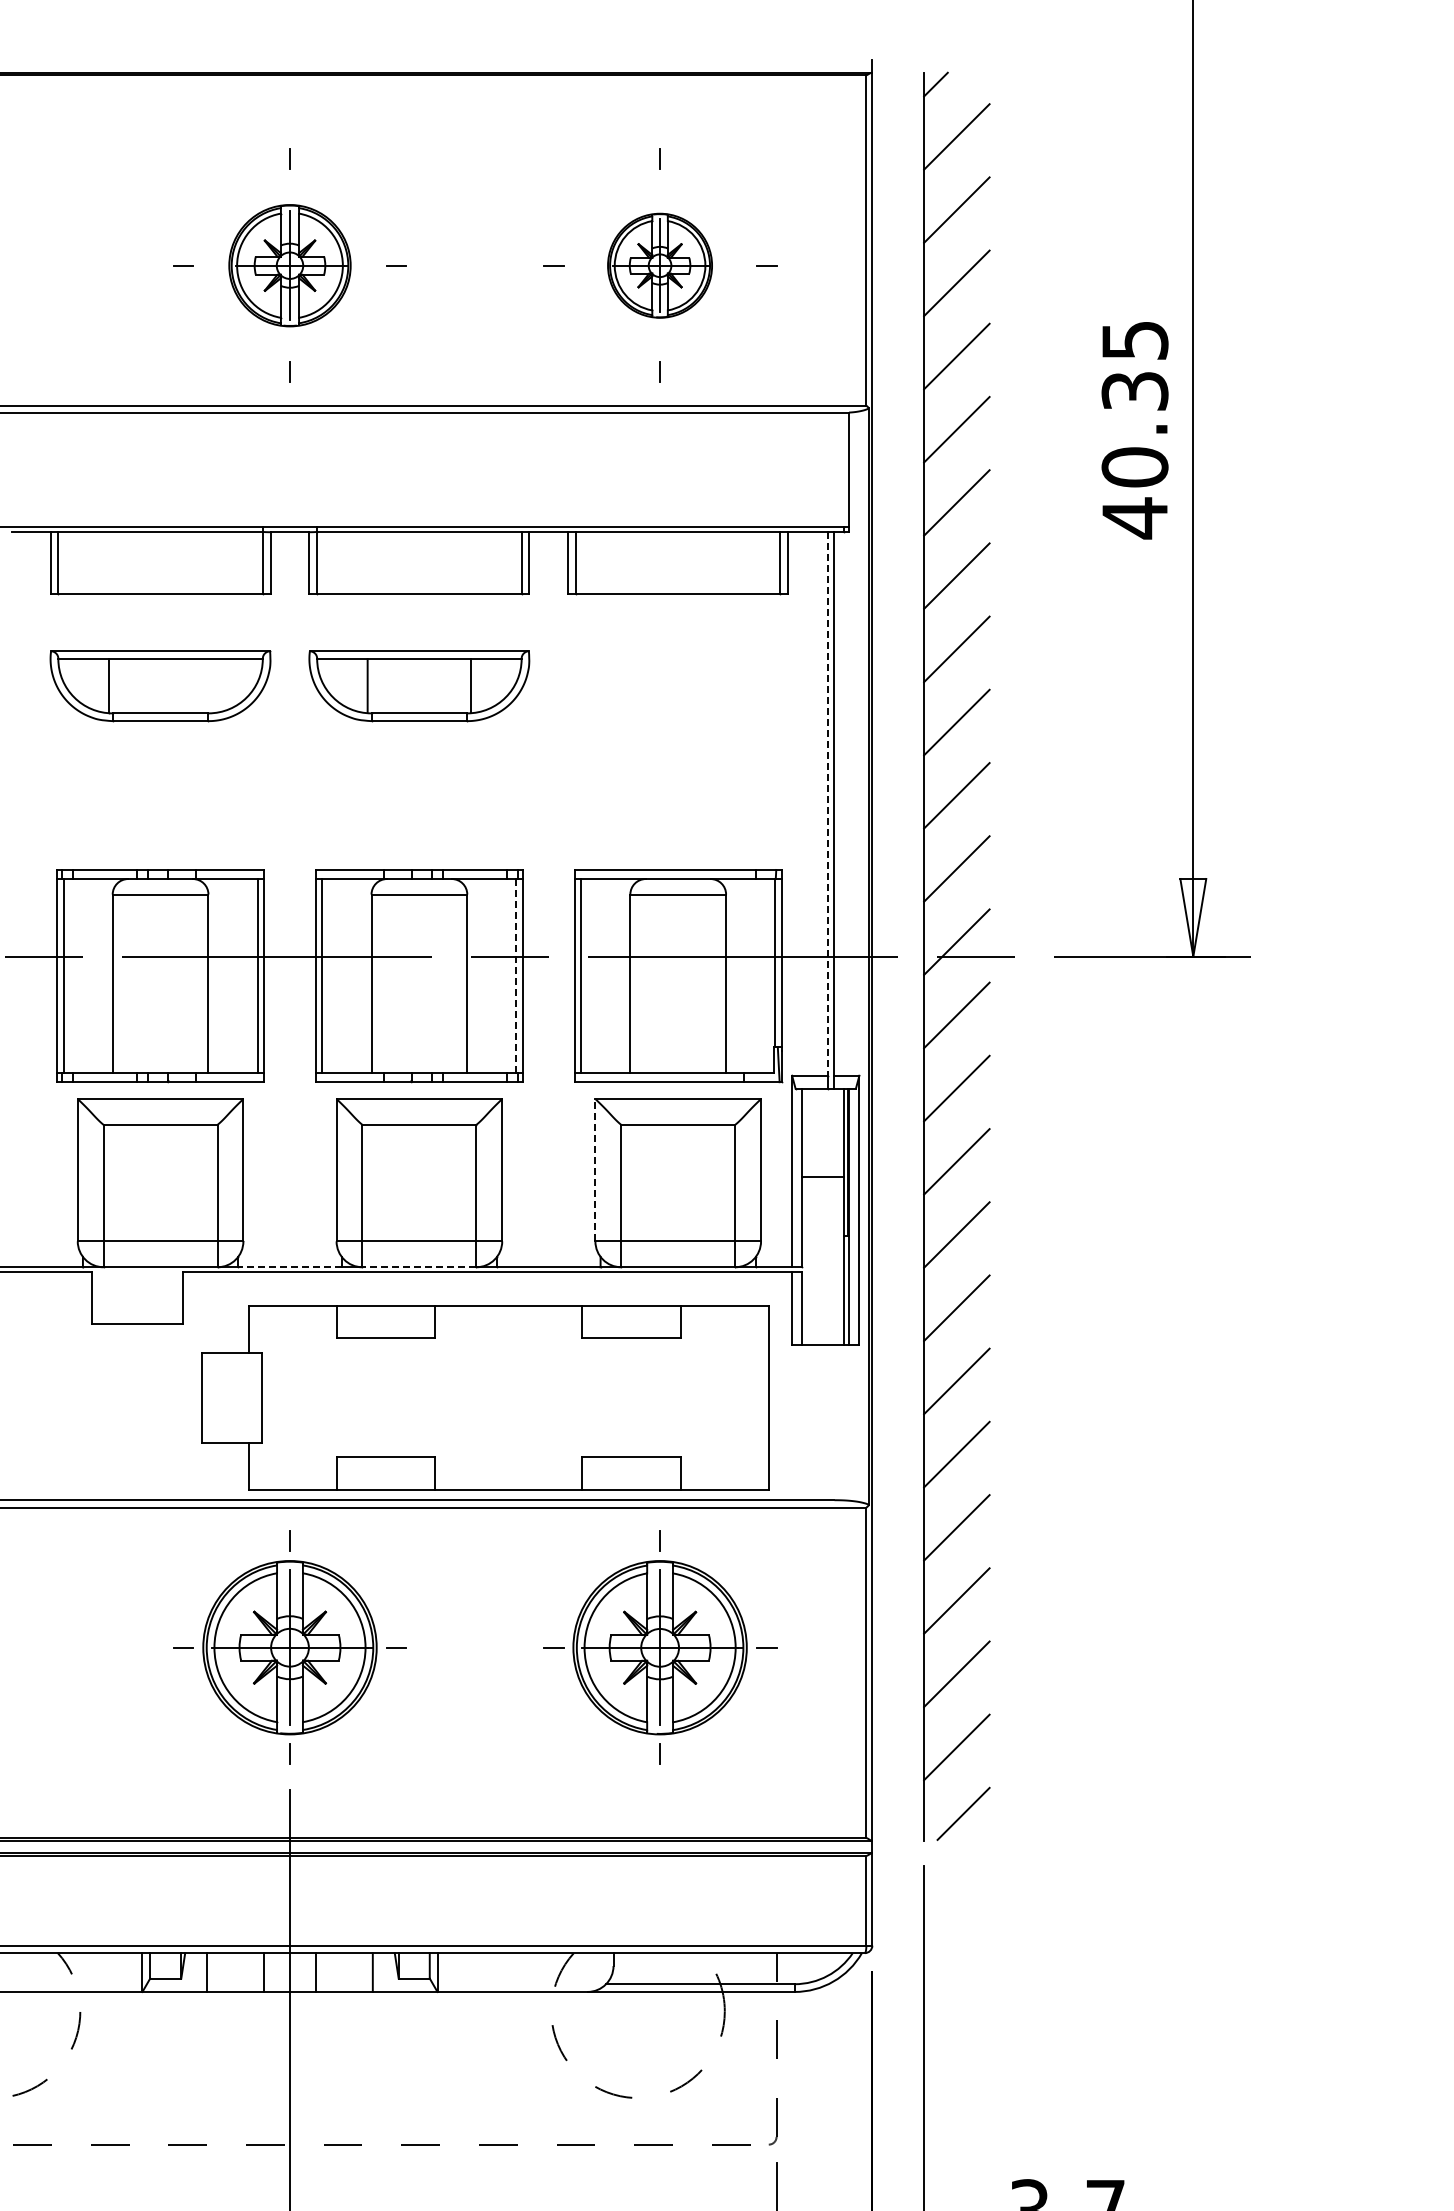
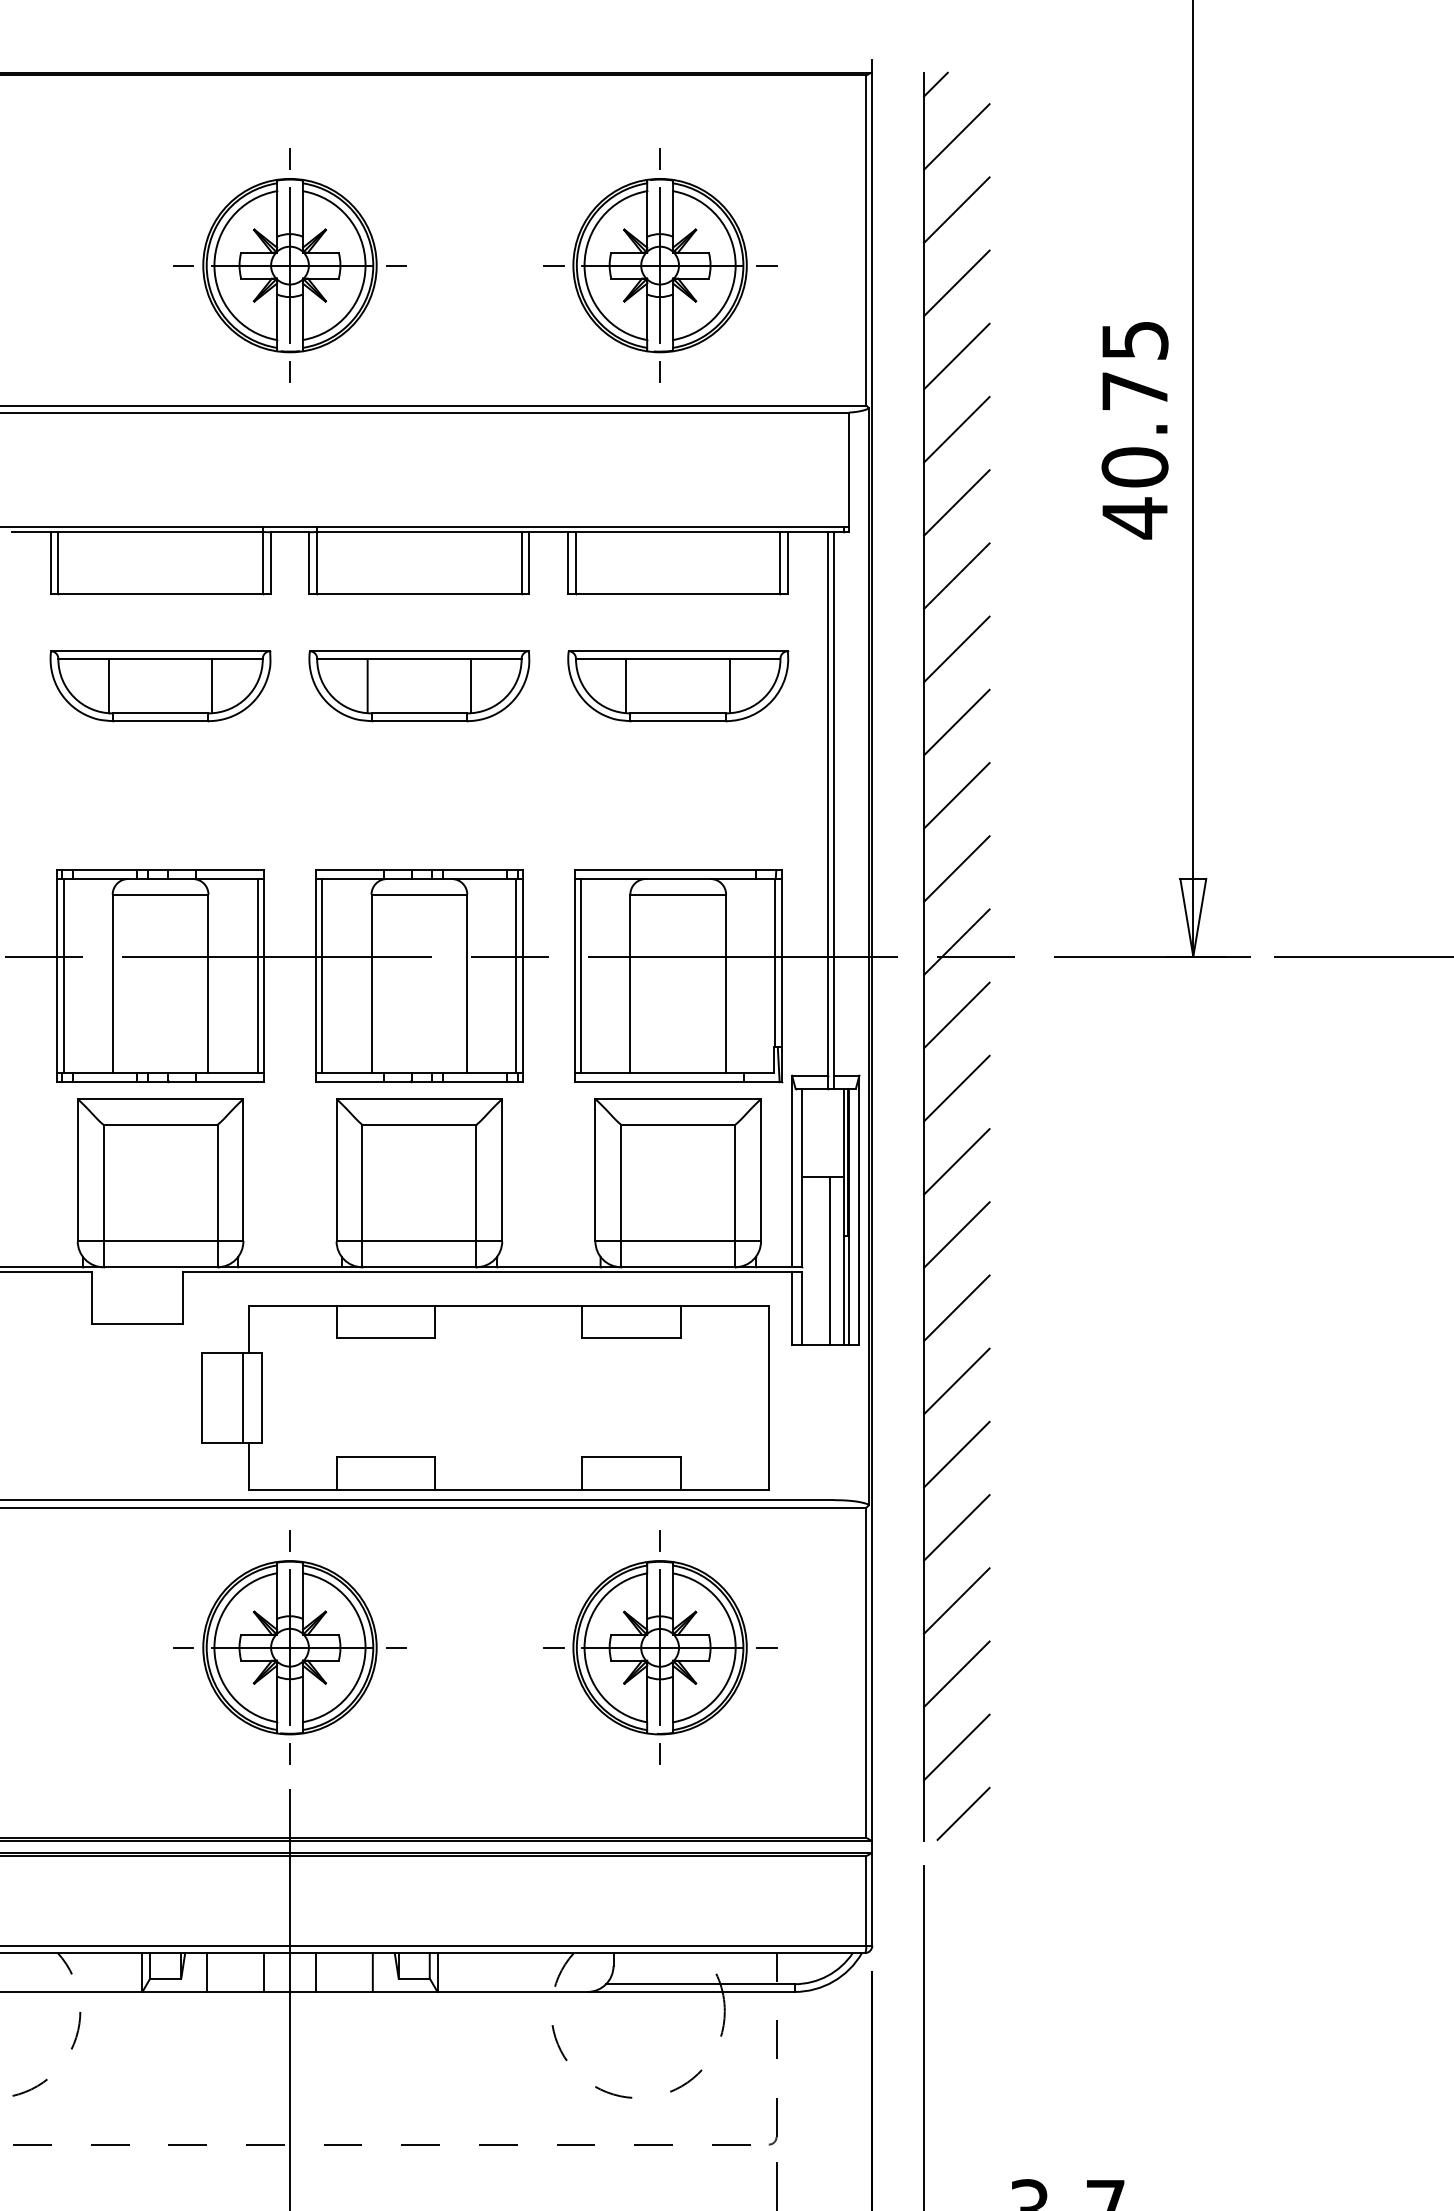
part size: 124x124 px -> 176x176 px (289, 265)
part size: 106x107 px -> 176x176 px (659, 265)
text: 40.35 -> 40.75 (1134, 391)
line: none -> present (212, 685)
part: none -> present (678, 686)
line: dashed -> solid (828, 803)
line: none -> present (1351, 956)
line: dashed -> solid (516, 975)
line: dashed -> solid (595, 1169)
line: none -> present (830, 1260)
line: dashed -> solid (290, 1267)
line: dashed -> solid (419, 1267)
line: none -> present (243, 1397)
